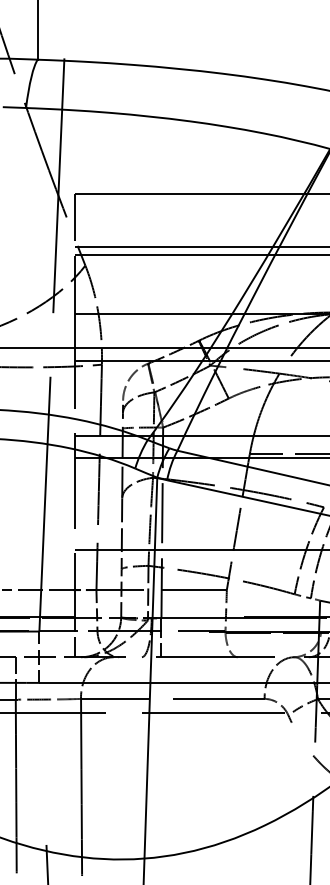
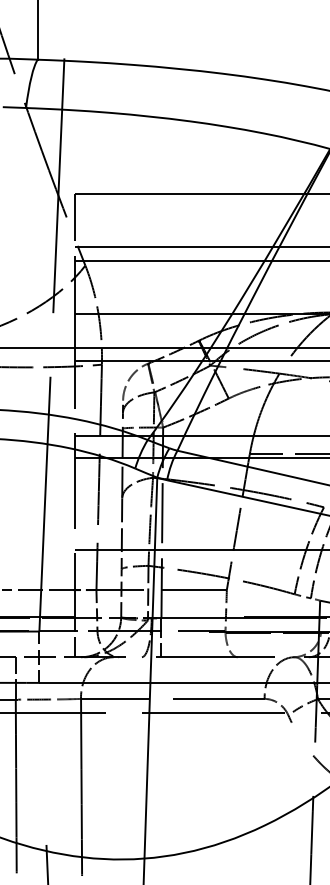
line position: (200, 254) -> (200, 260) (200, 260)
